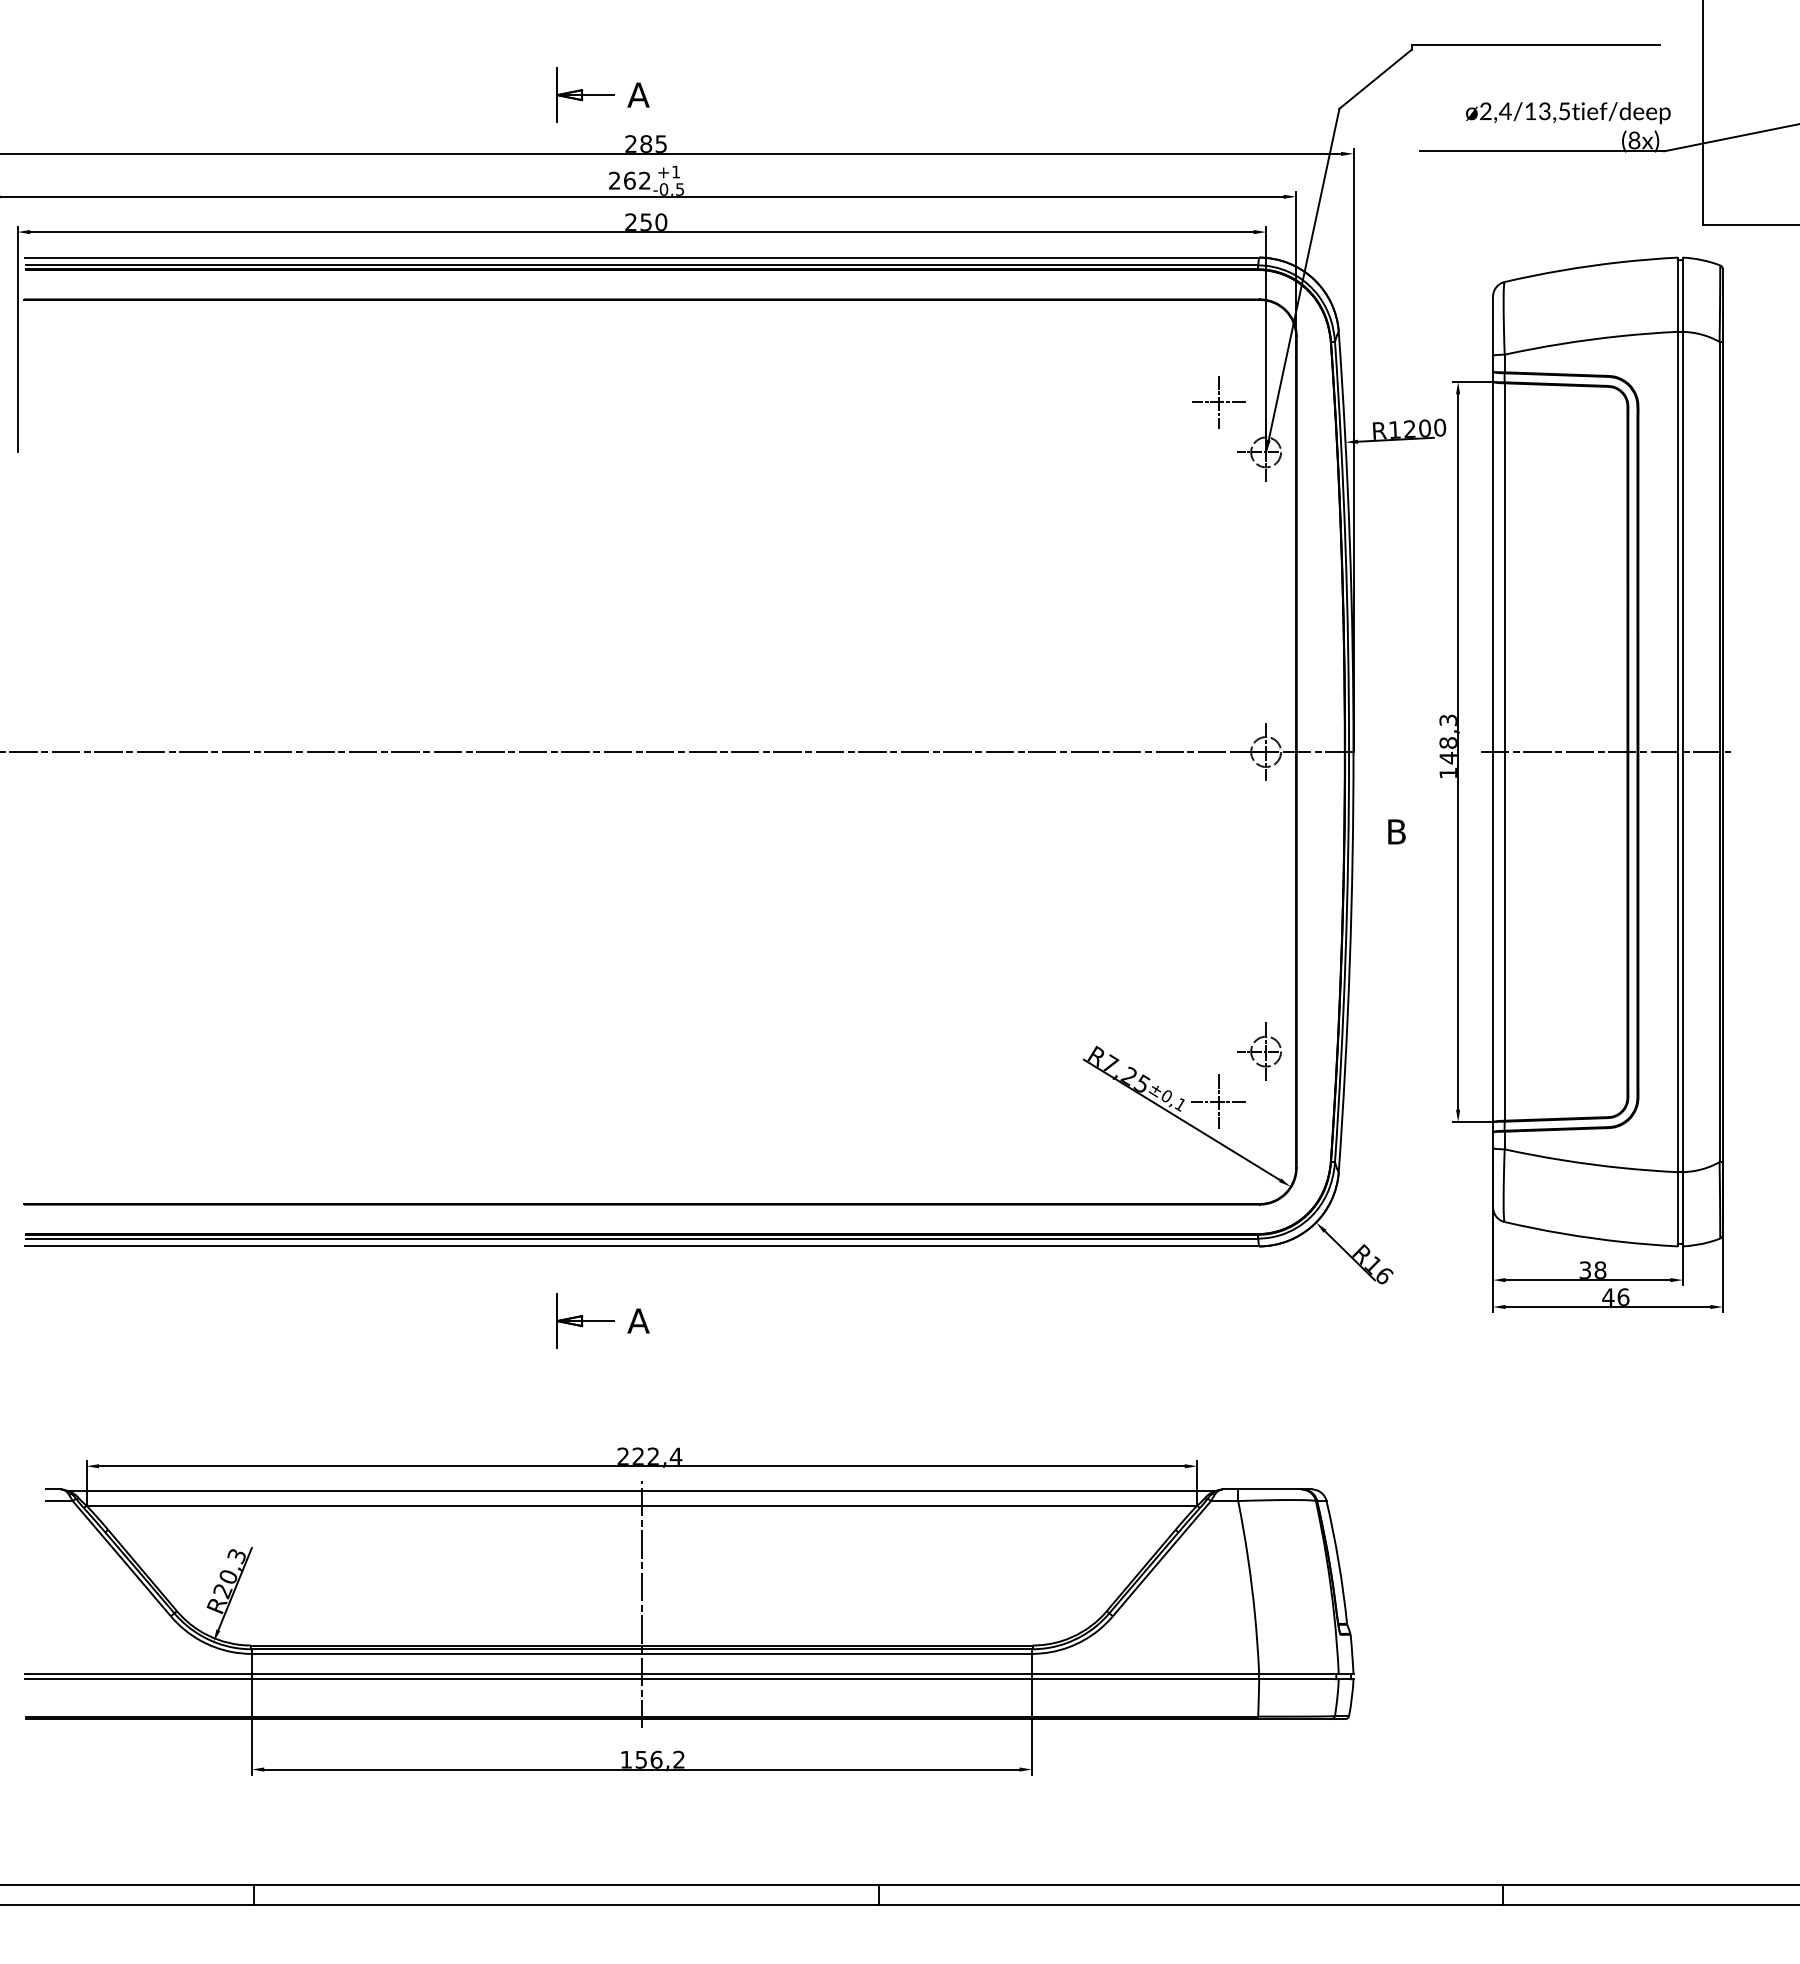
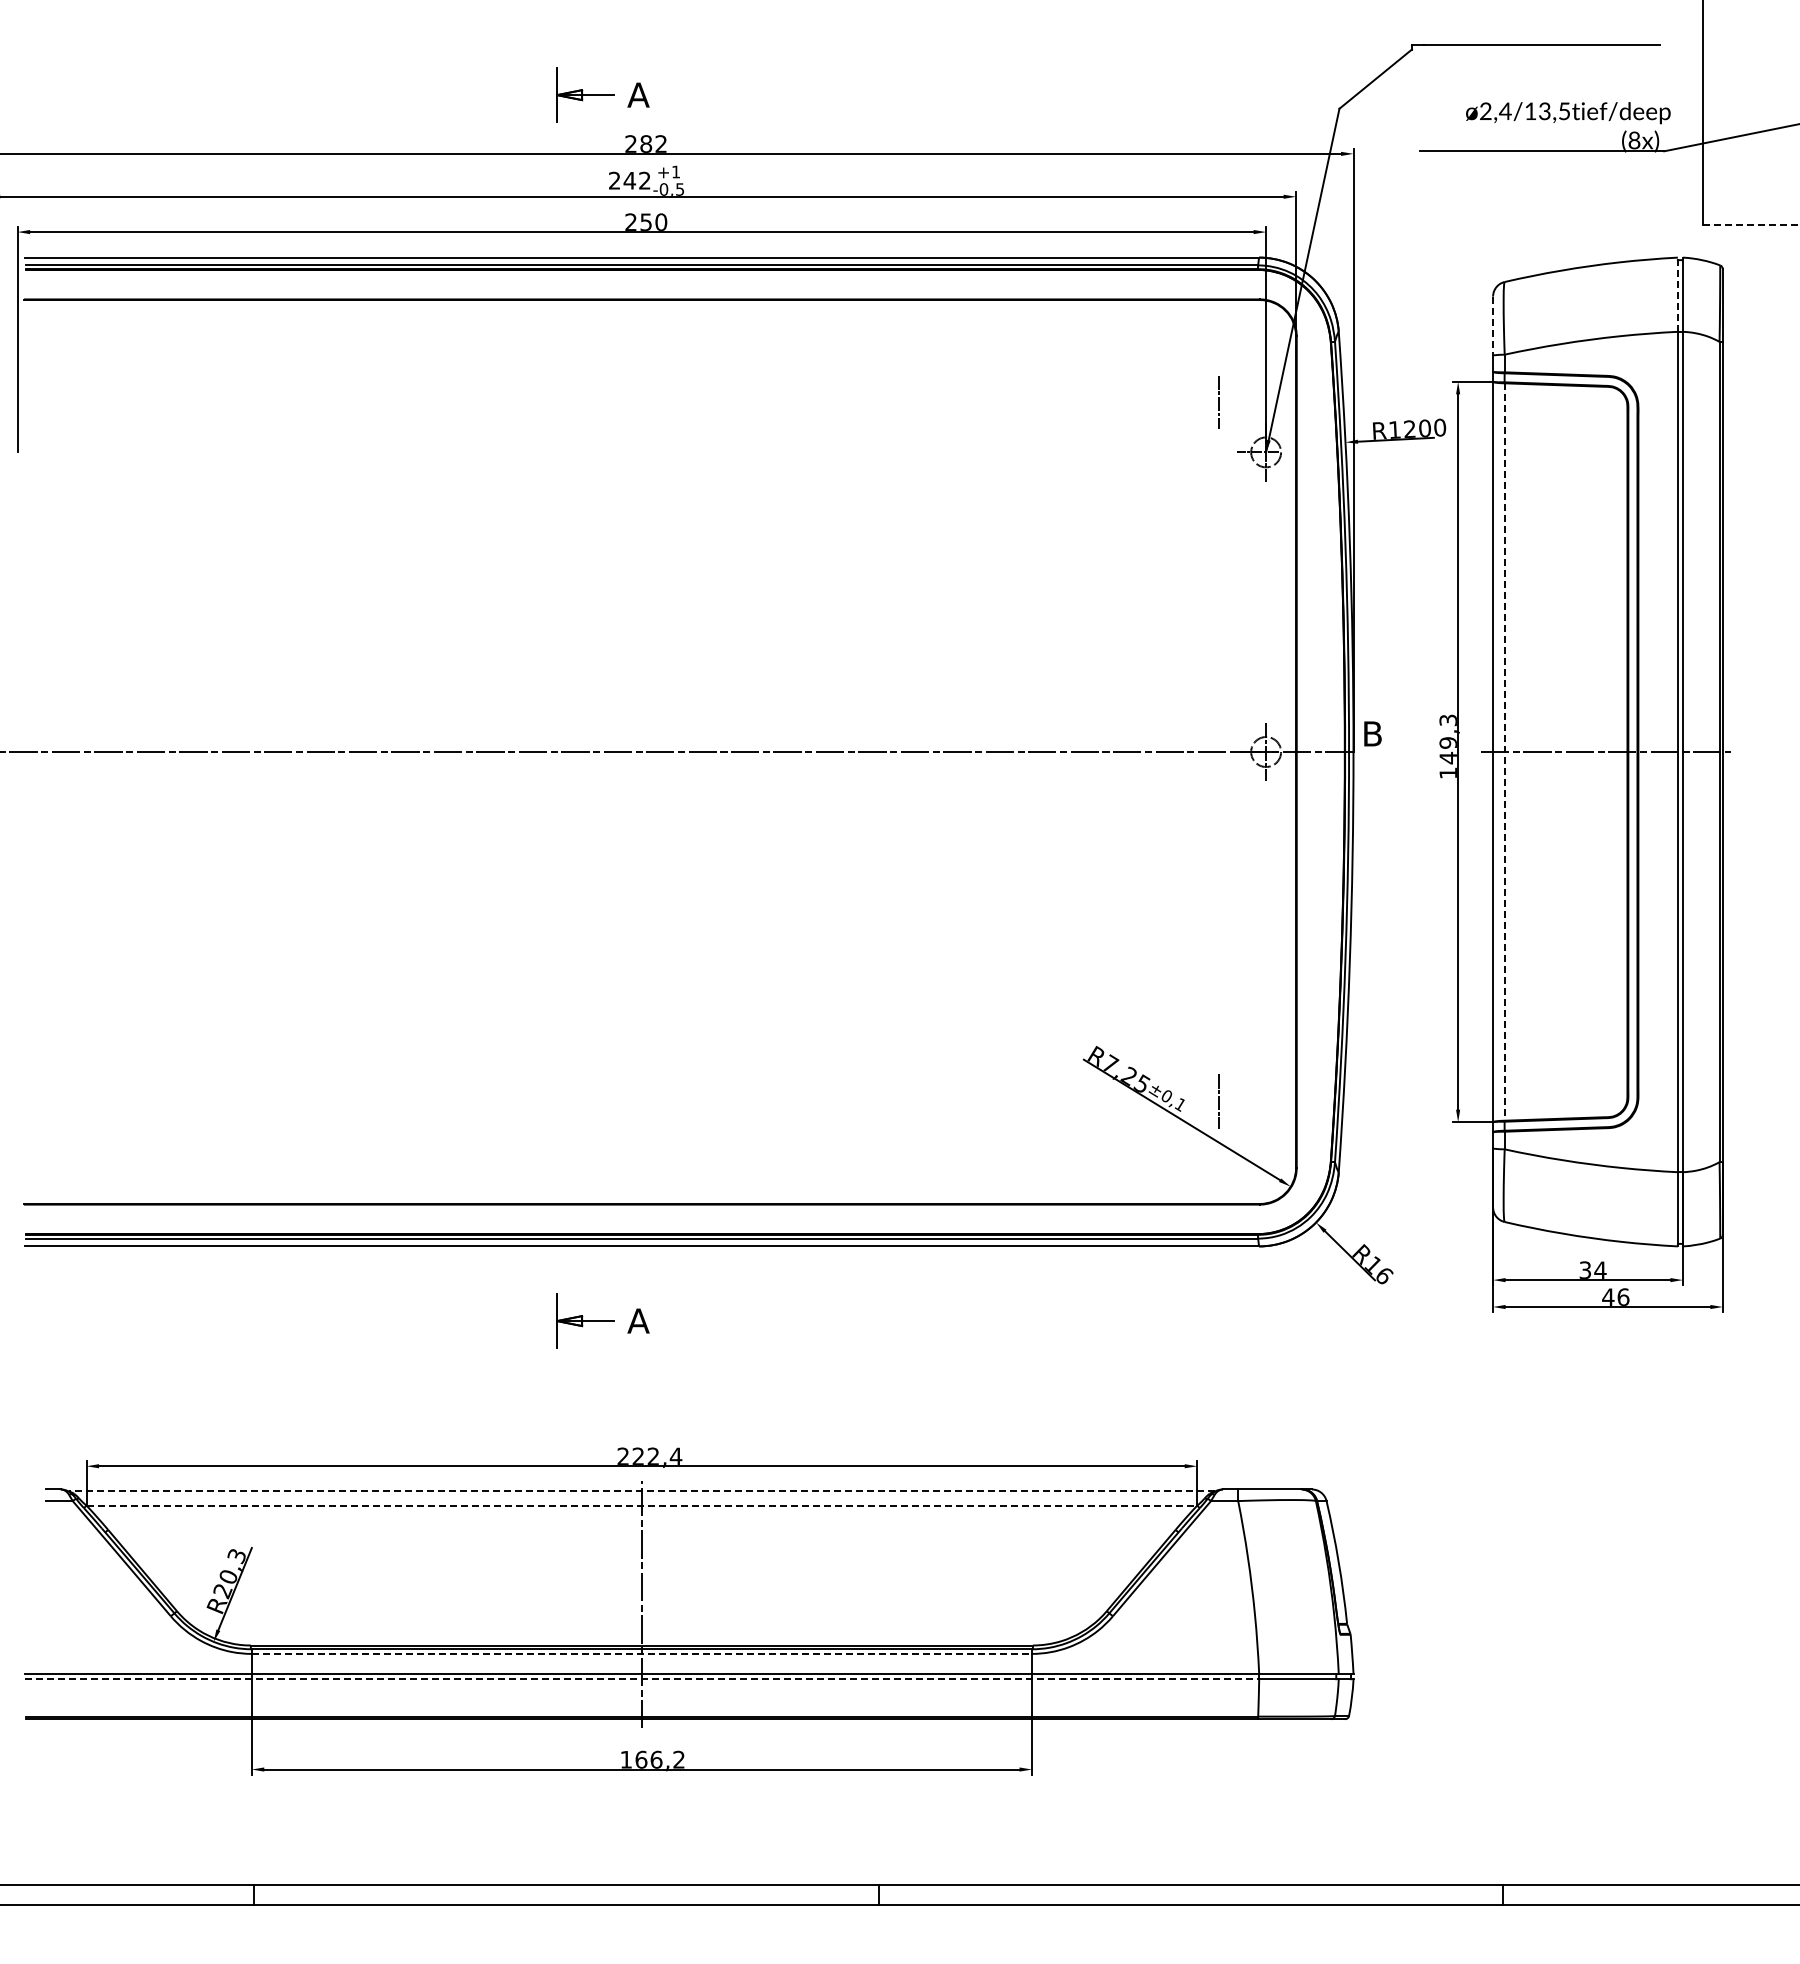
text: 285 -> 282 (660, 143)
text: 262 -> 242 (629, 180)
line: solid -> dashed (1751, 224)
line: solid -> dashed (1677, 294)
line: solid -> dashed (1493, 326)
line: present -> none (1218, 402)
text: 148,3 -> 149,3 (1447, 742)
line: solid -> dashed (1504, 752)
text position: (1396, 831) -> (1372, 733) (1372, 733)
part: present -> none (1259, 1051)
line: present -> none (1218, 1101)
text: 38 -> 34 (1600, 1269)
line: solid -> dashed (641, 1491)
line: solid -> dashed (642, 1505)
line: solid -> dashed (642, 1653)
line: solid -> dashed (642, 1679)
text: 156,2 -> 166,2 (641, 1759)
